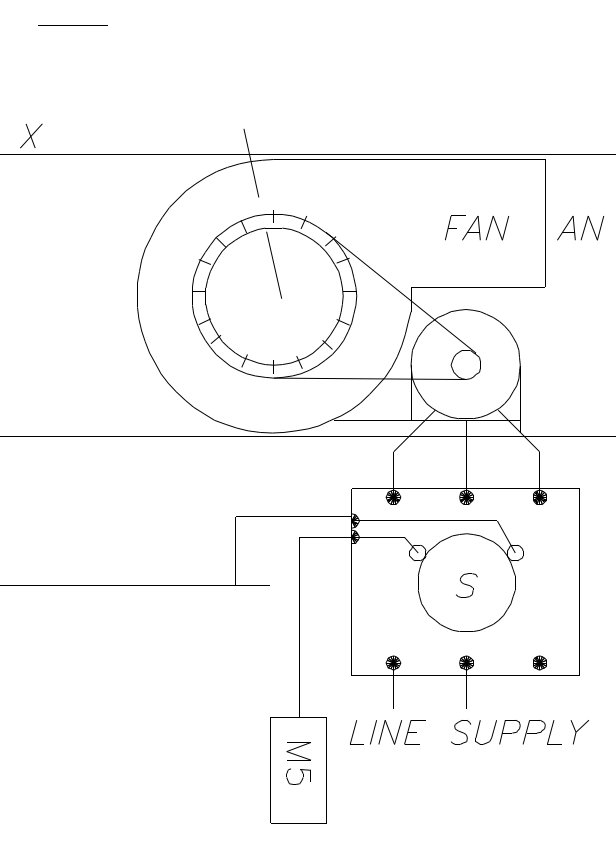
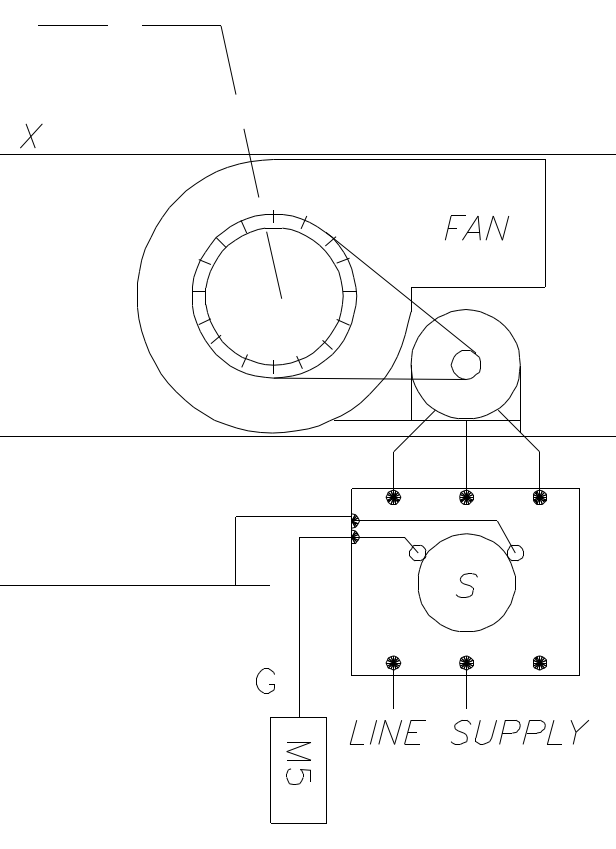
part: none -> present (189, 25)
part: present -> none (580, 228)
part: none -> present (265, 680)
